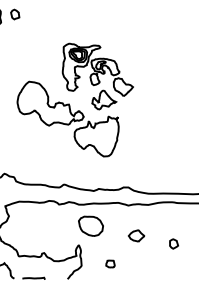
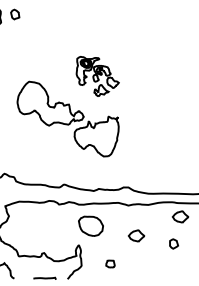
part size: 73x69 px -> 45x41 px (97, 76)
part: none -> present (180, 216)
line position: (33, 277) -> (44, 277) (44, 277)
